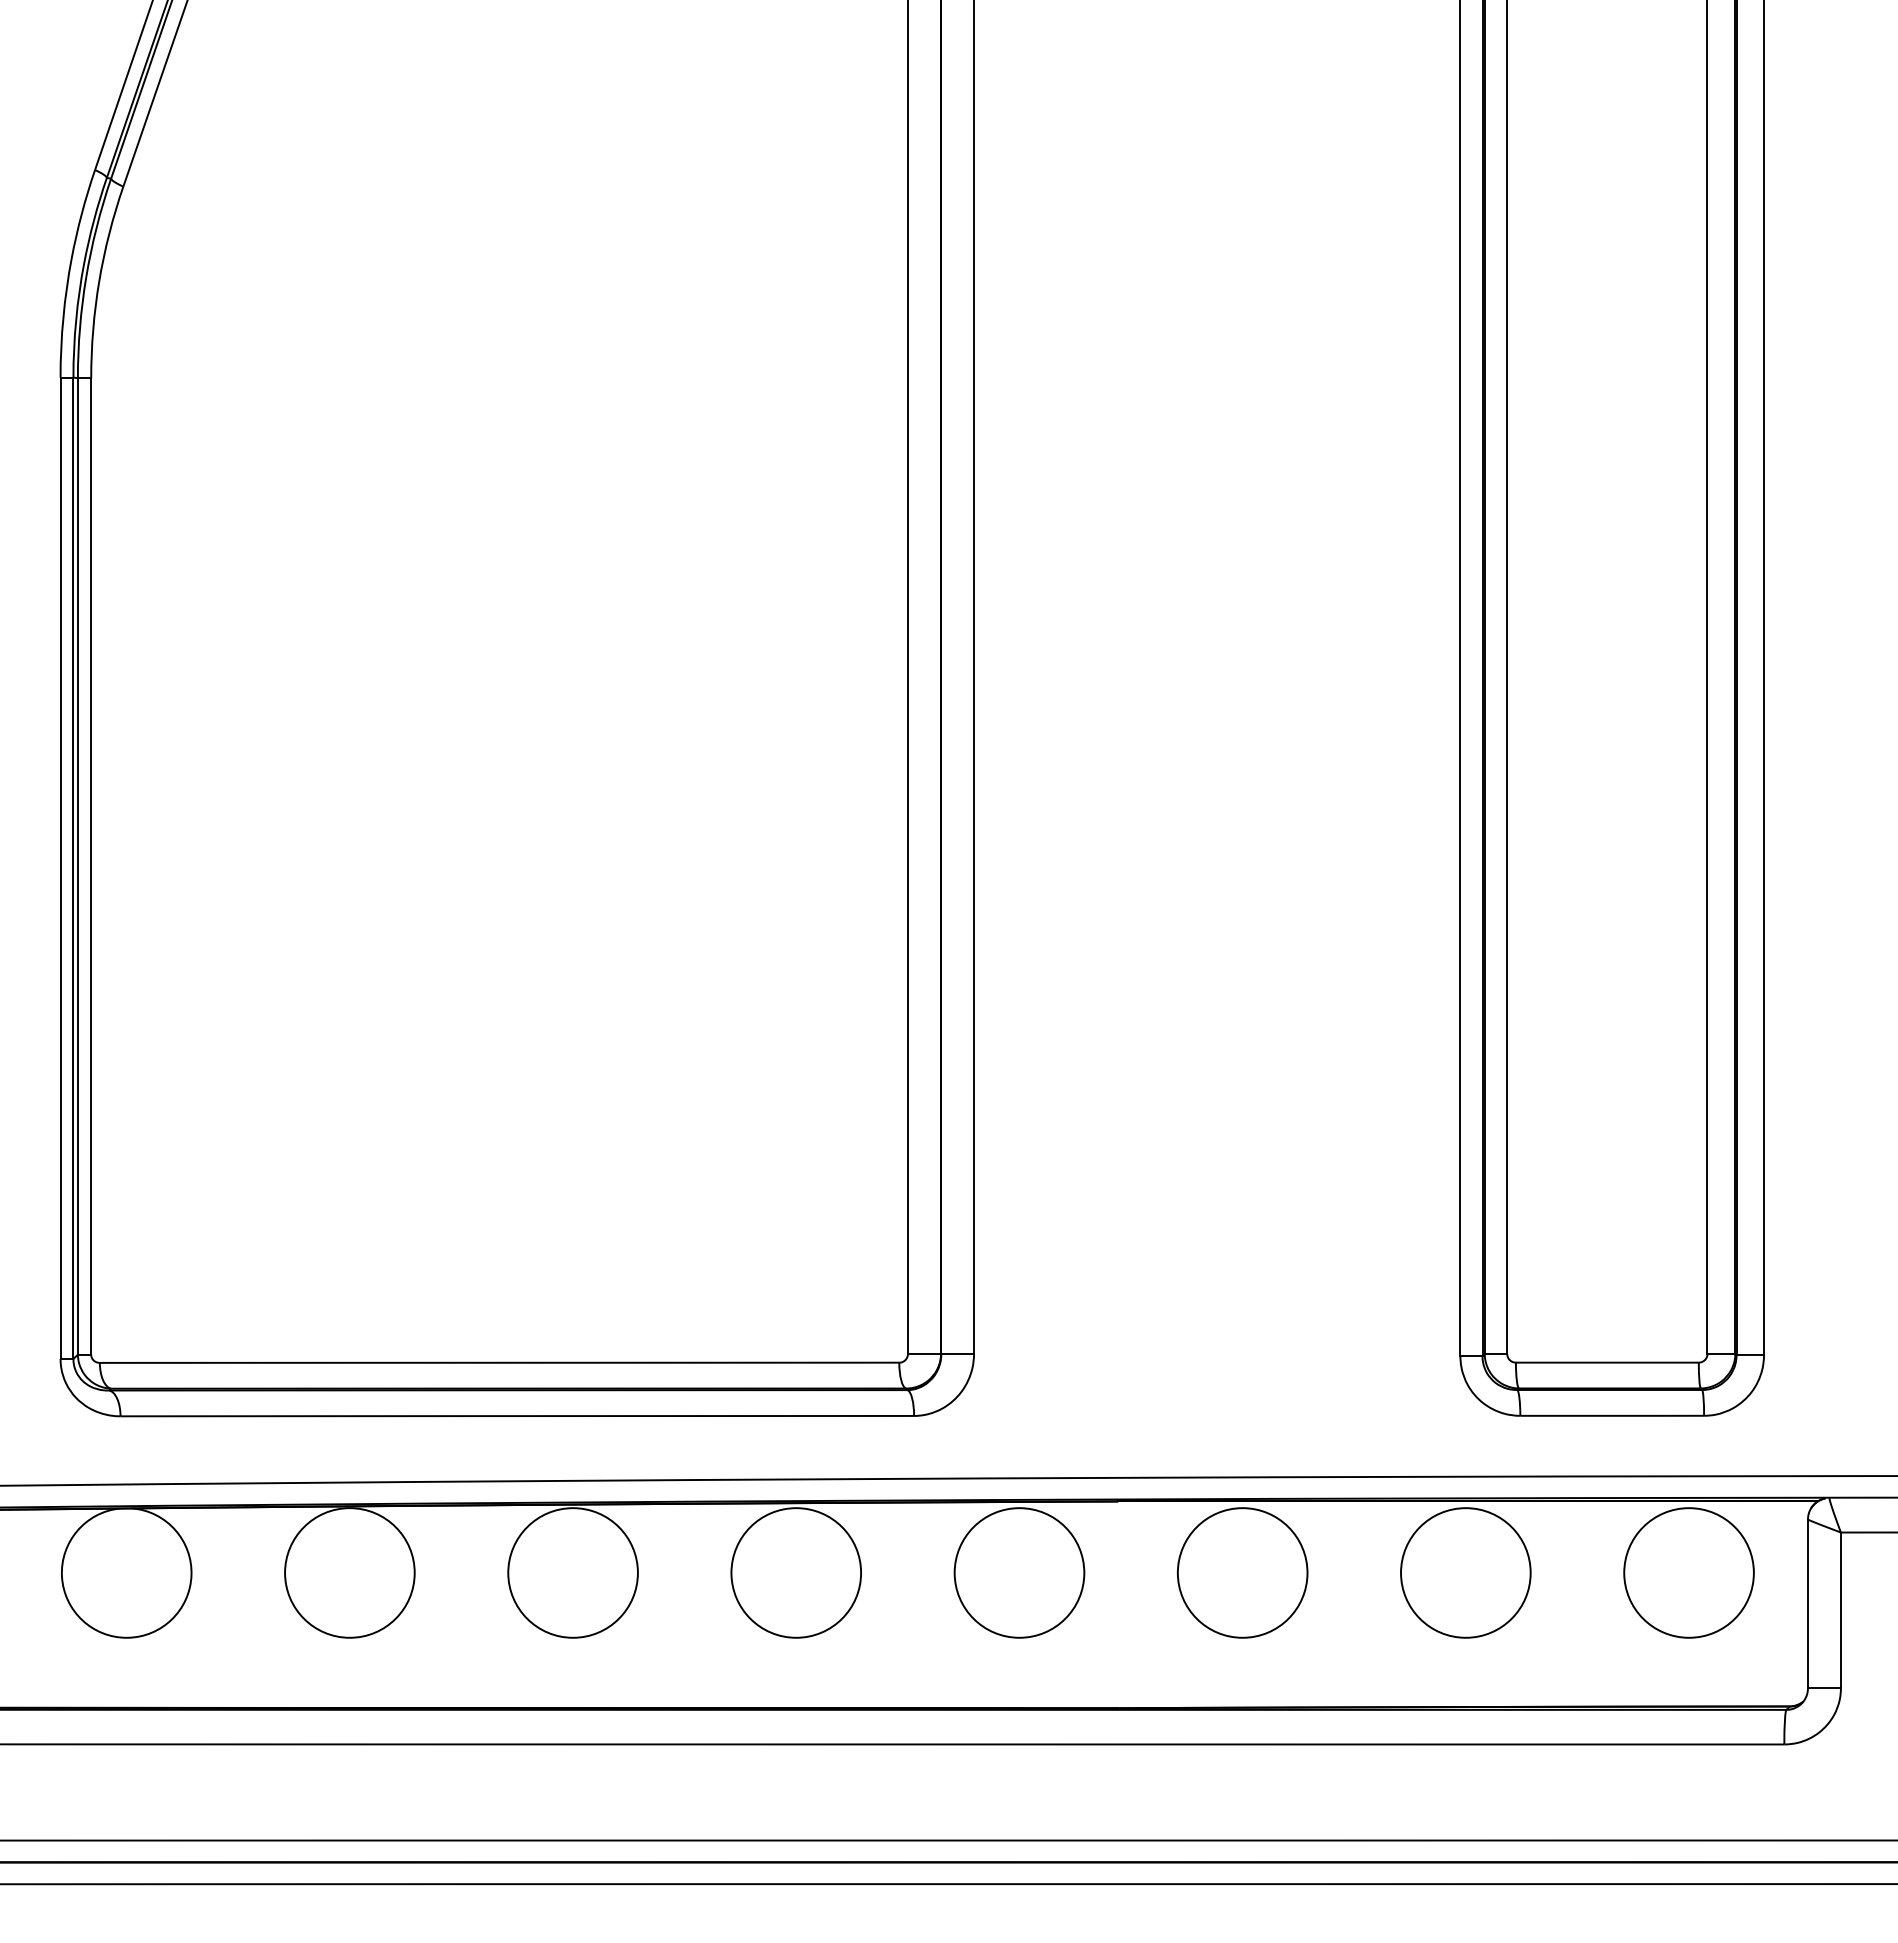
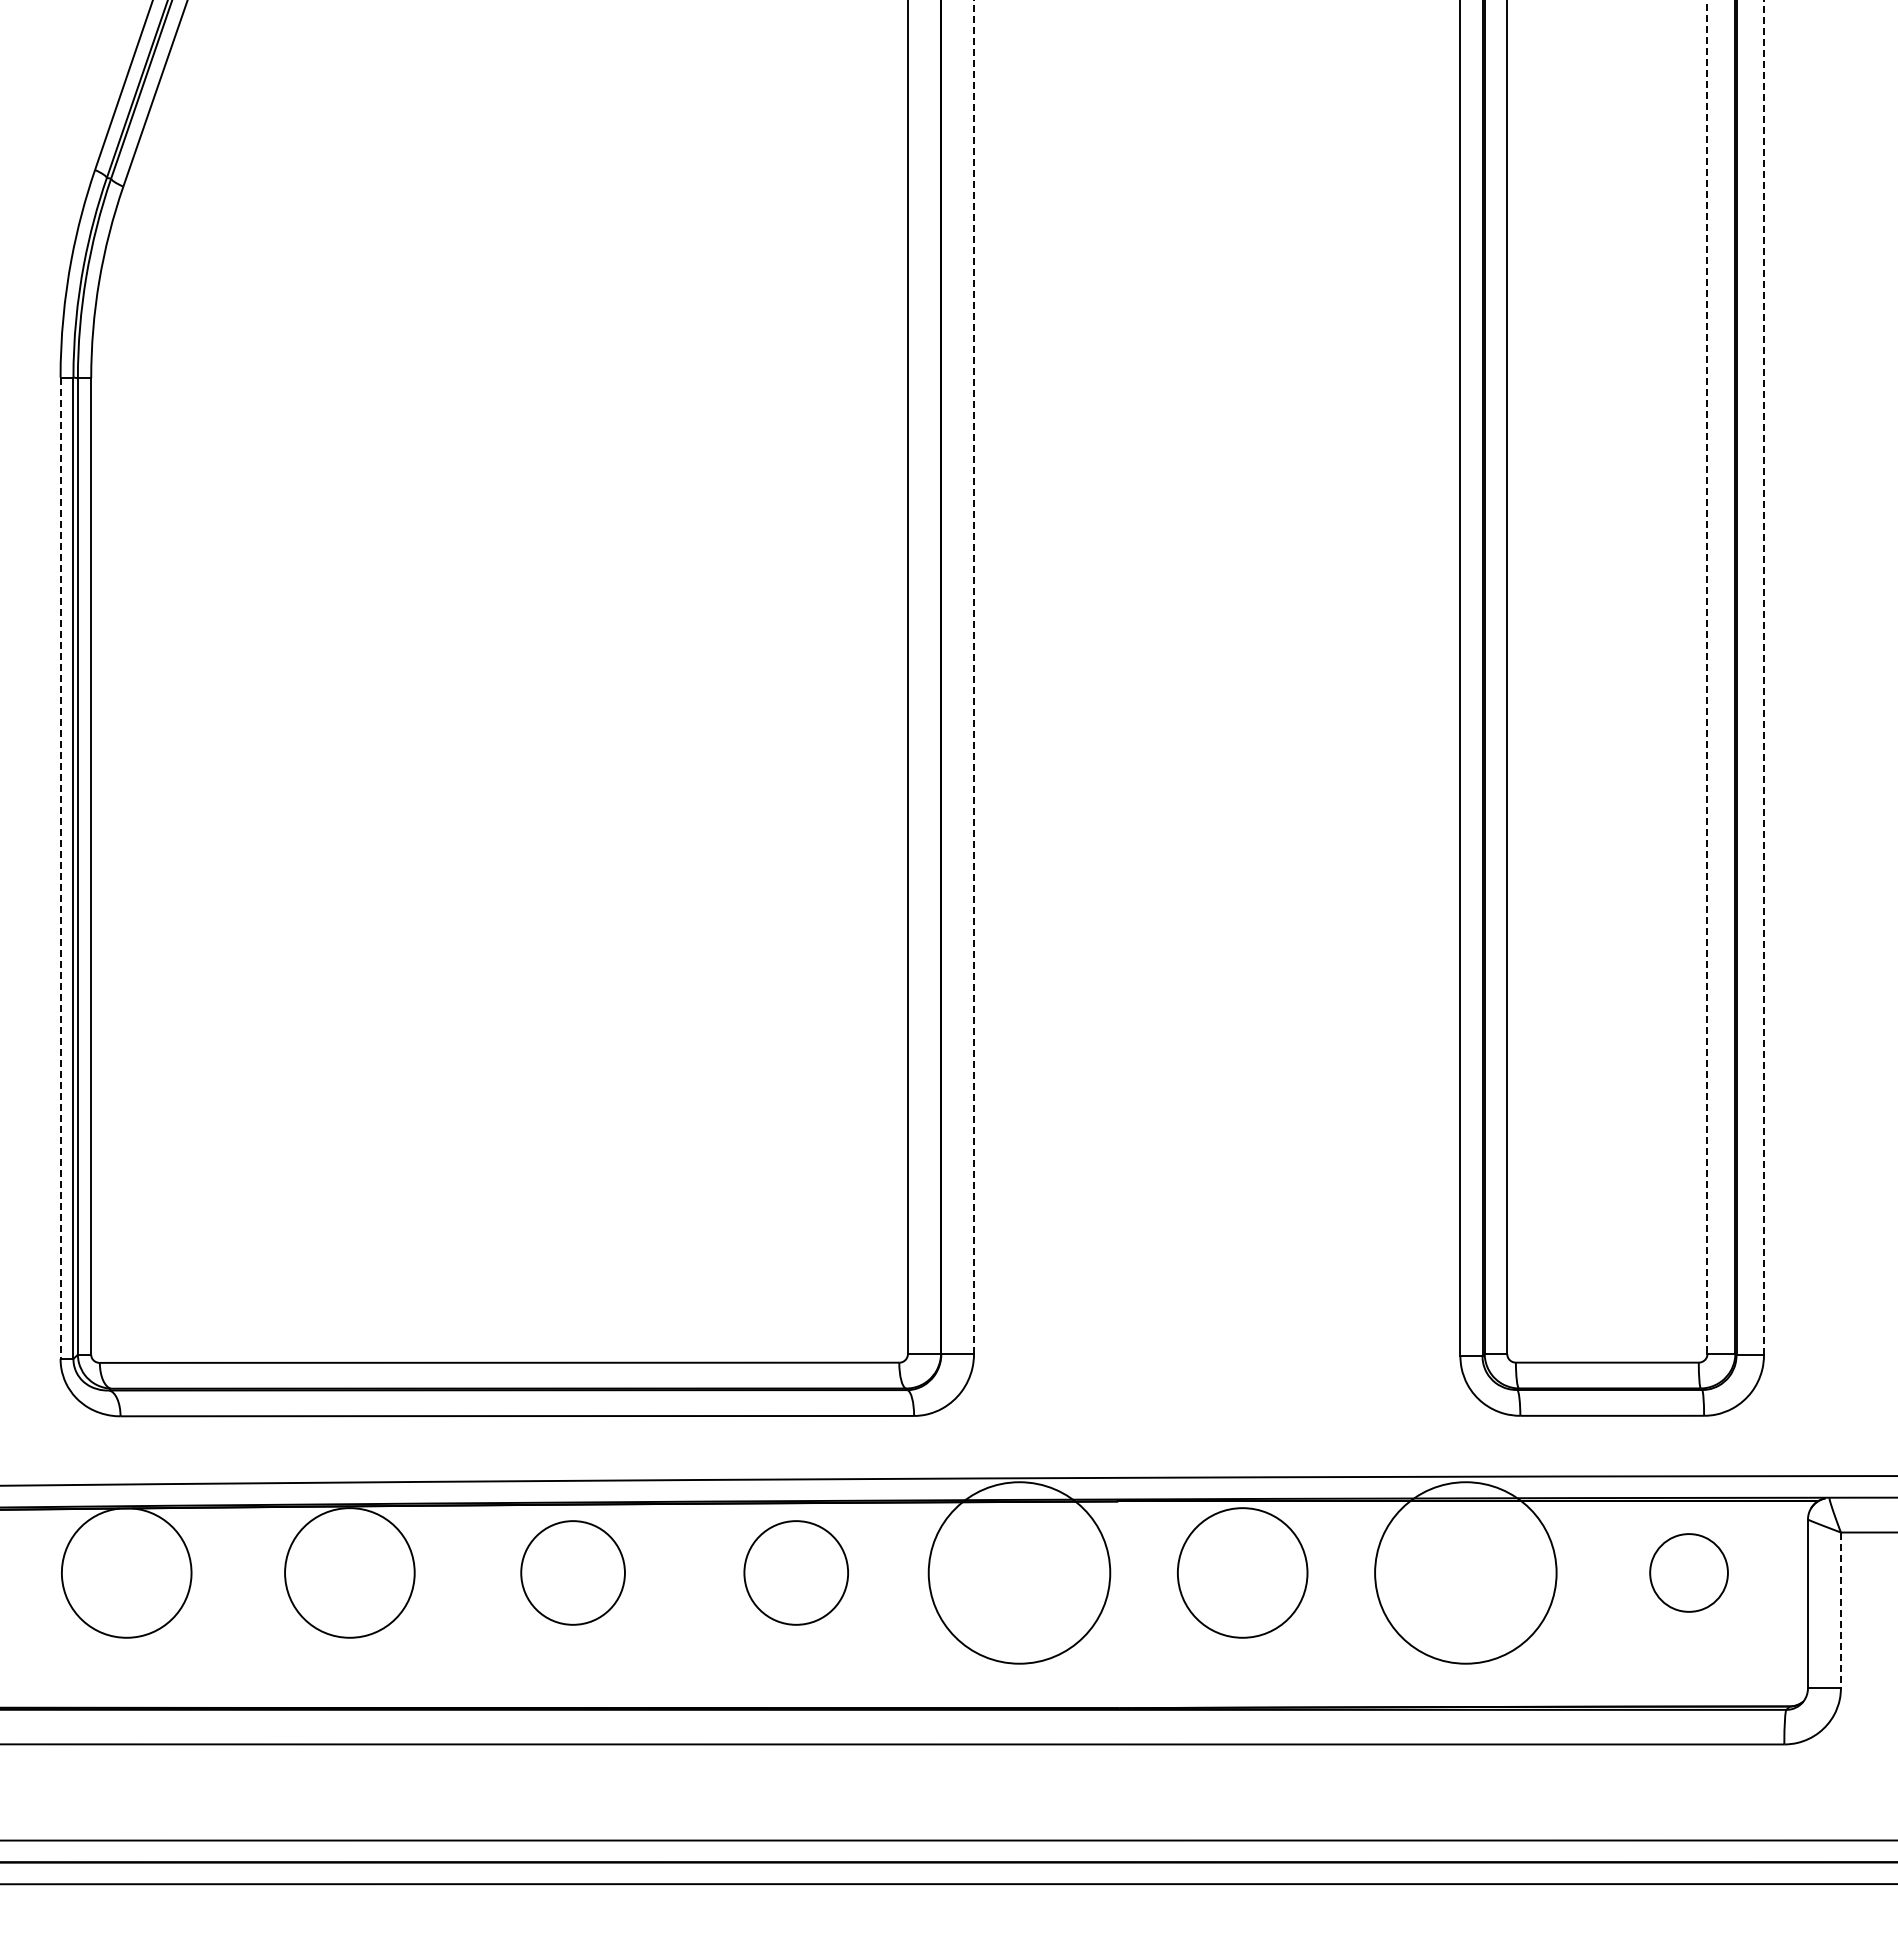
line: solid -> dashed (974, 677)
line: solid -> dashed (1707, 677)
line: solid -> dashed (1764, 677)
line: solid -> dashed (60, 868)
circle diameter: 130 px -> 104 px (572, 1572)
circle diameter: 130 px -> 104 px (796, 1572)
circle diameter: 130 px -> 182 px (1019, 1572)
circle diameter: 130 px -> 182 px (1465, 1572)
circle diameter: 130 px -> 78 px (1688, 1572)
line: solid -> dashed (1840, 1610)
